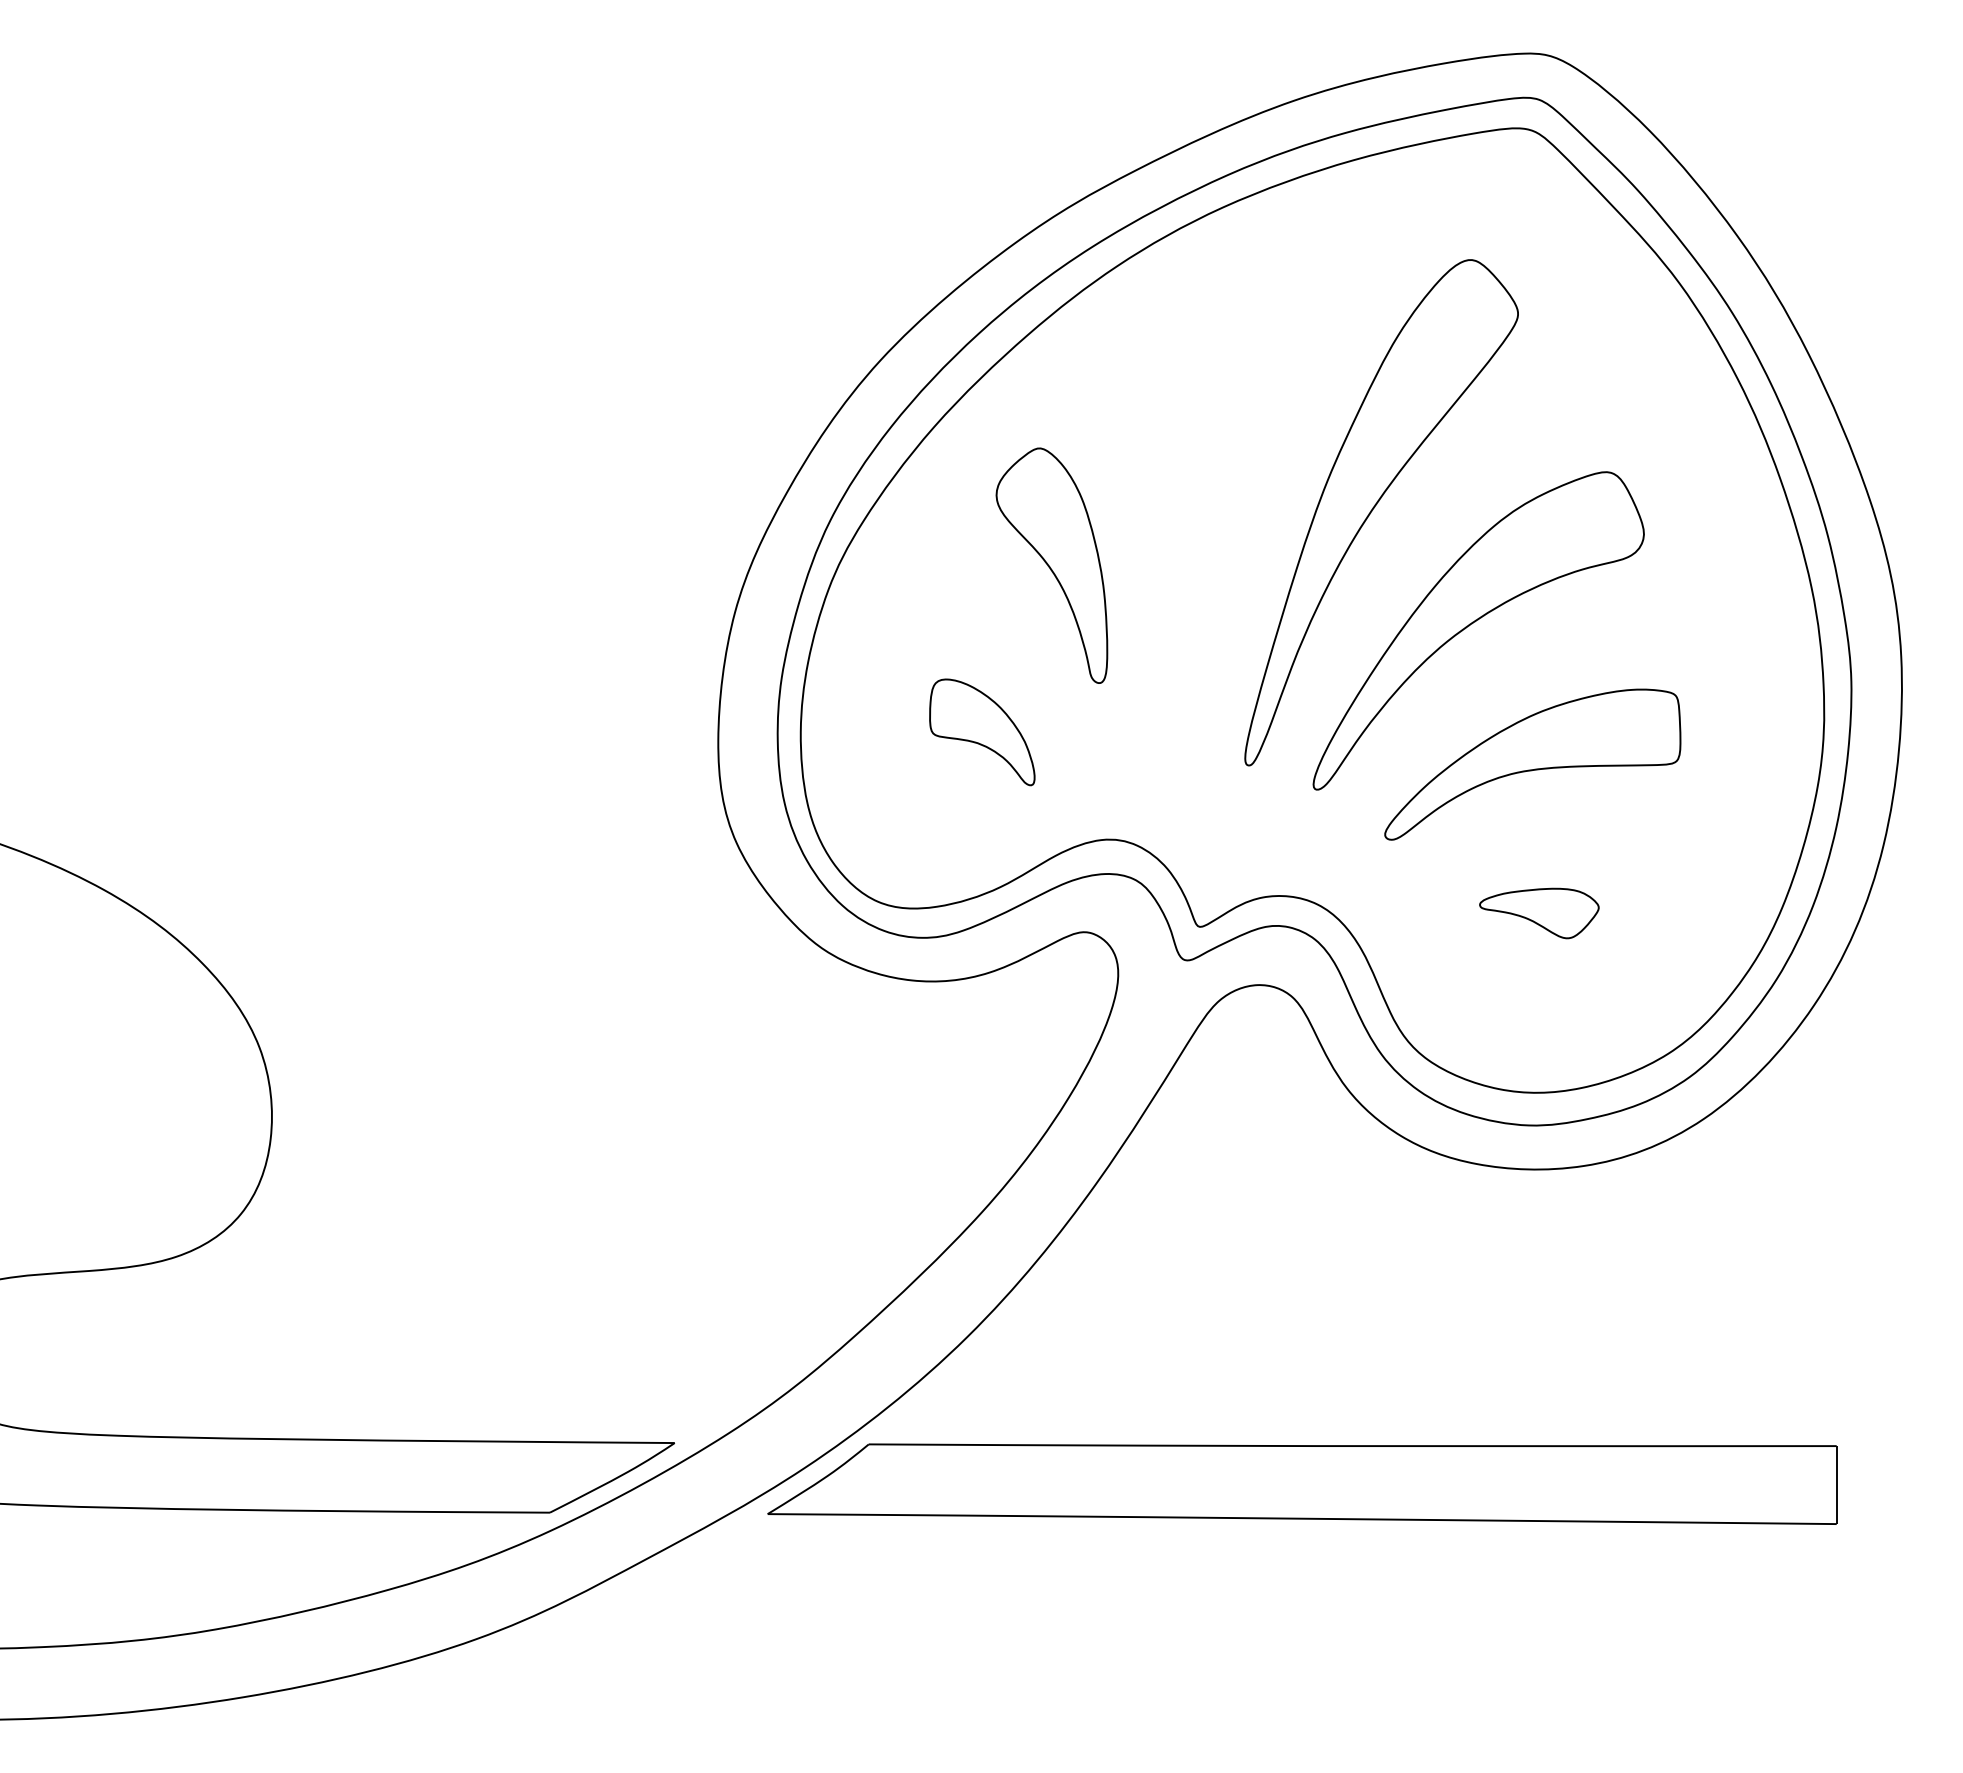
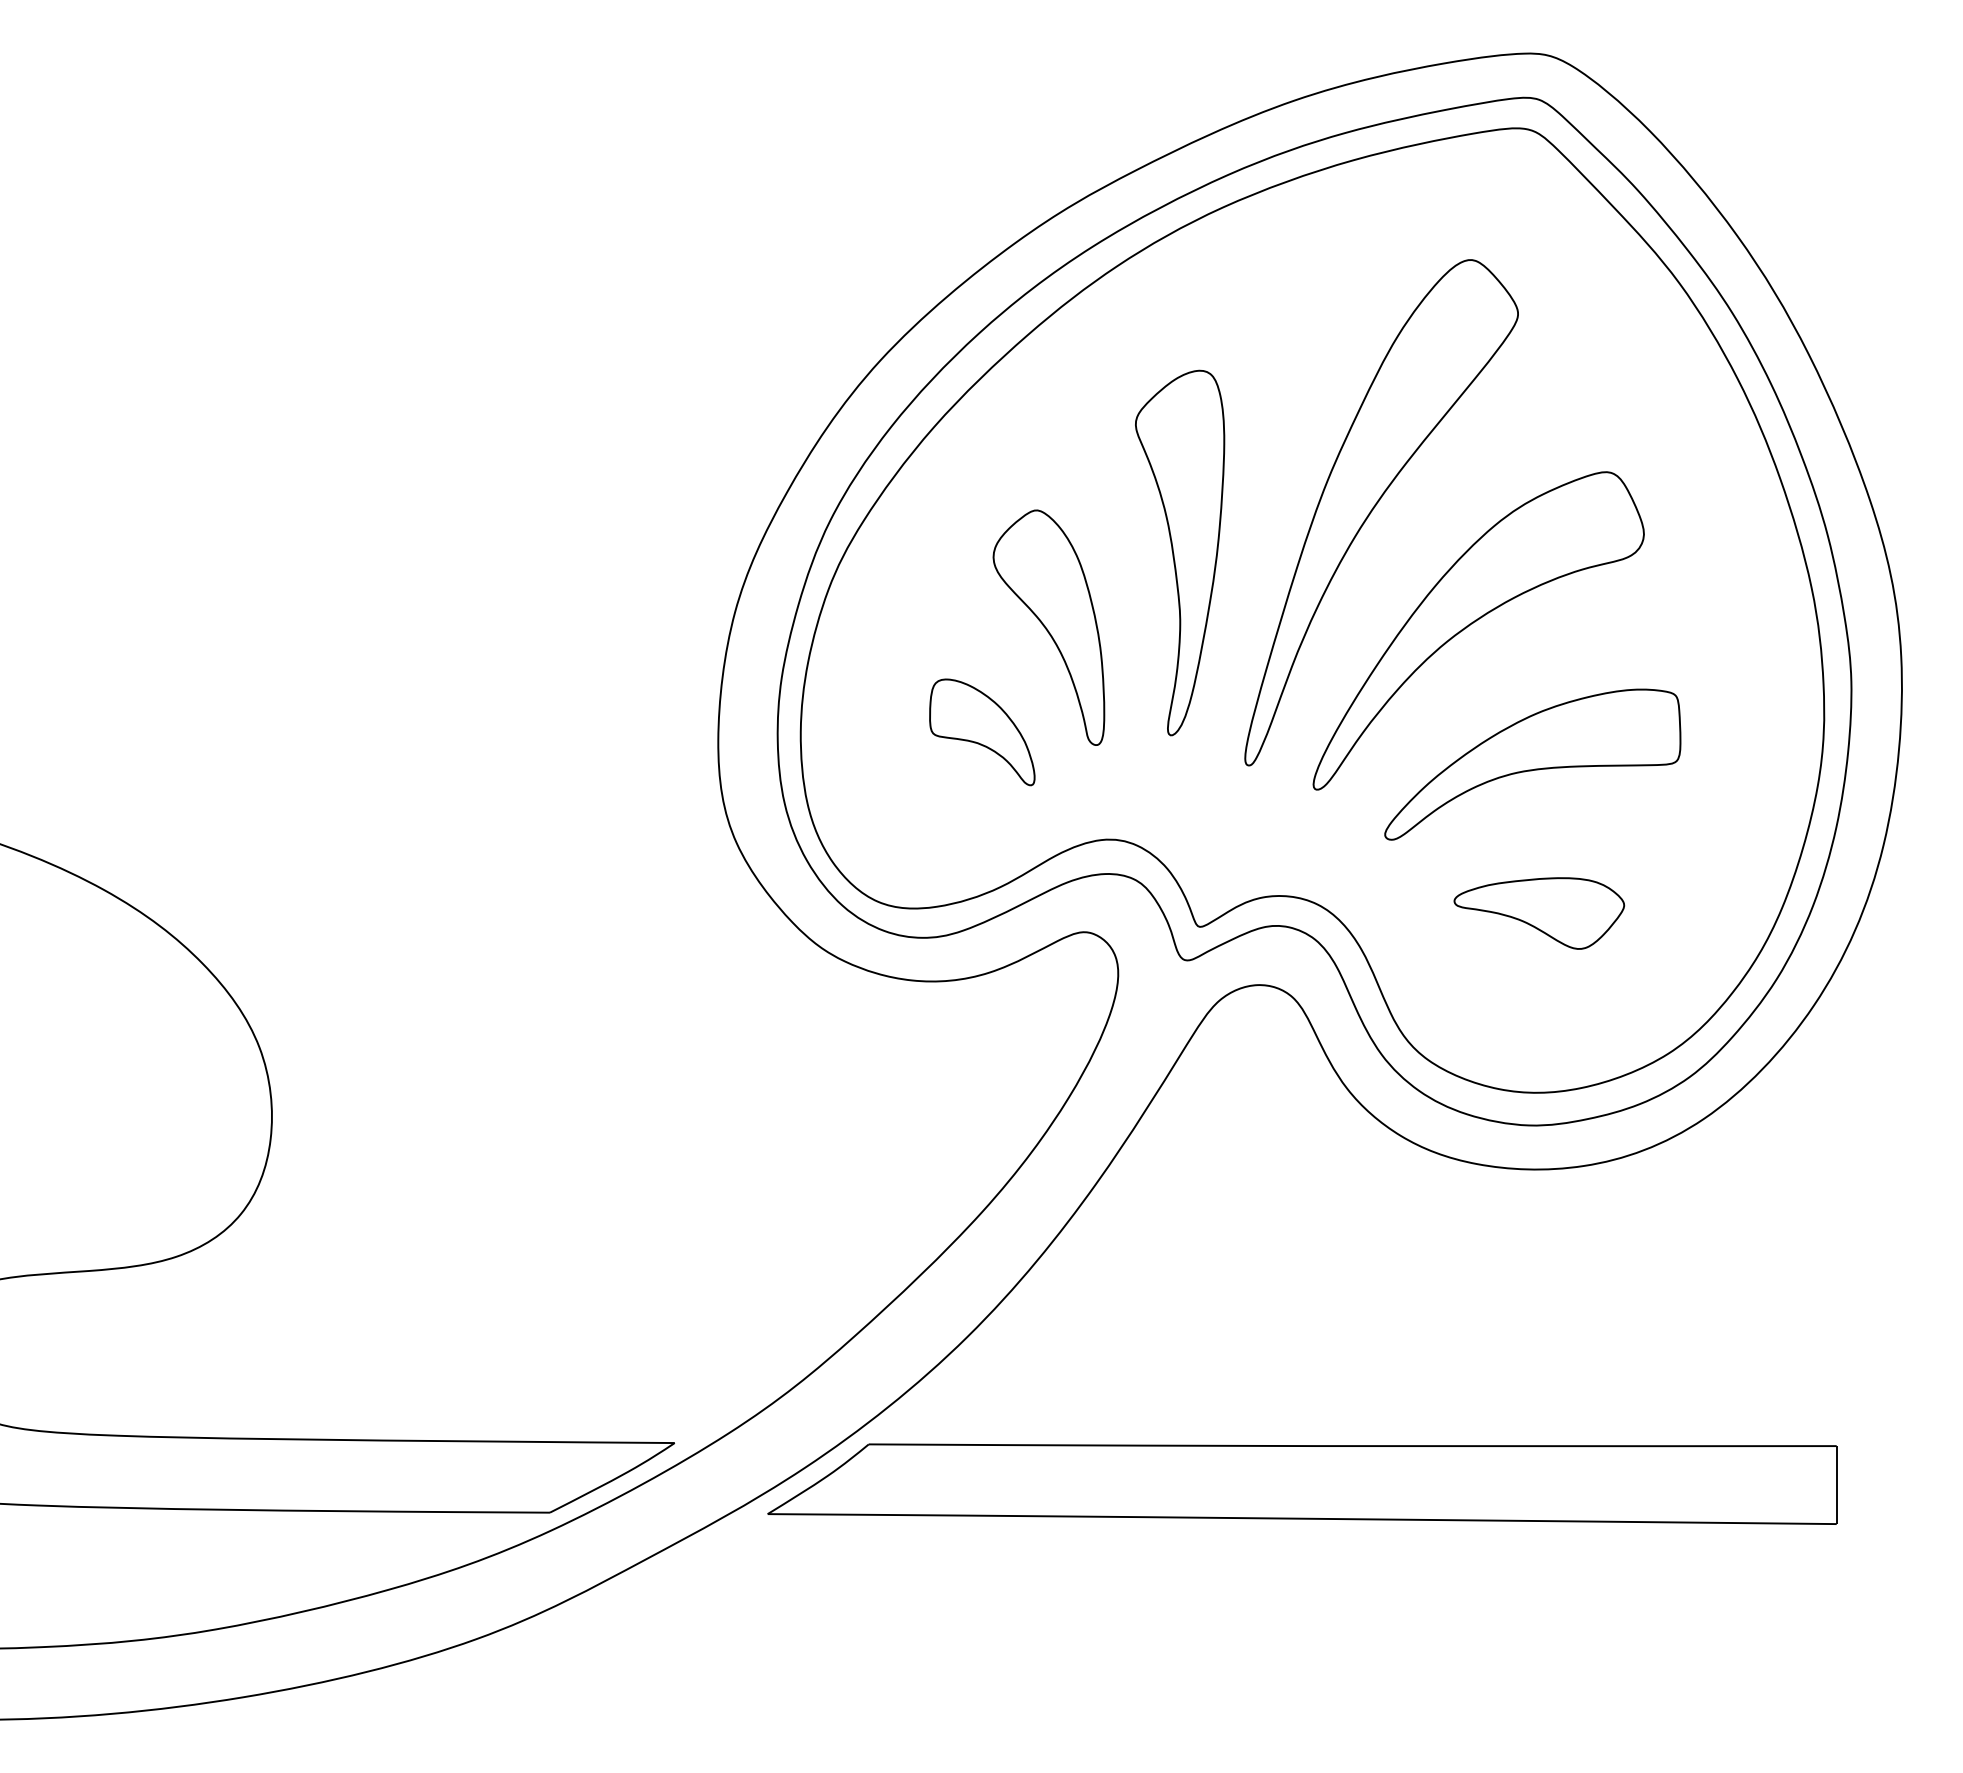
part: none -> present (1180, 552)
part position: (1051, 565) -> (1048, 627) (1048, 627)
part size: 121x53 px -> 173x73 px (1539, 913)
